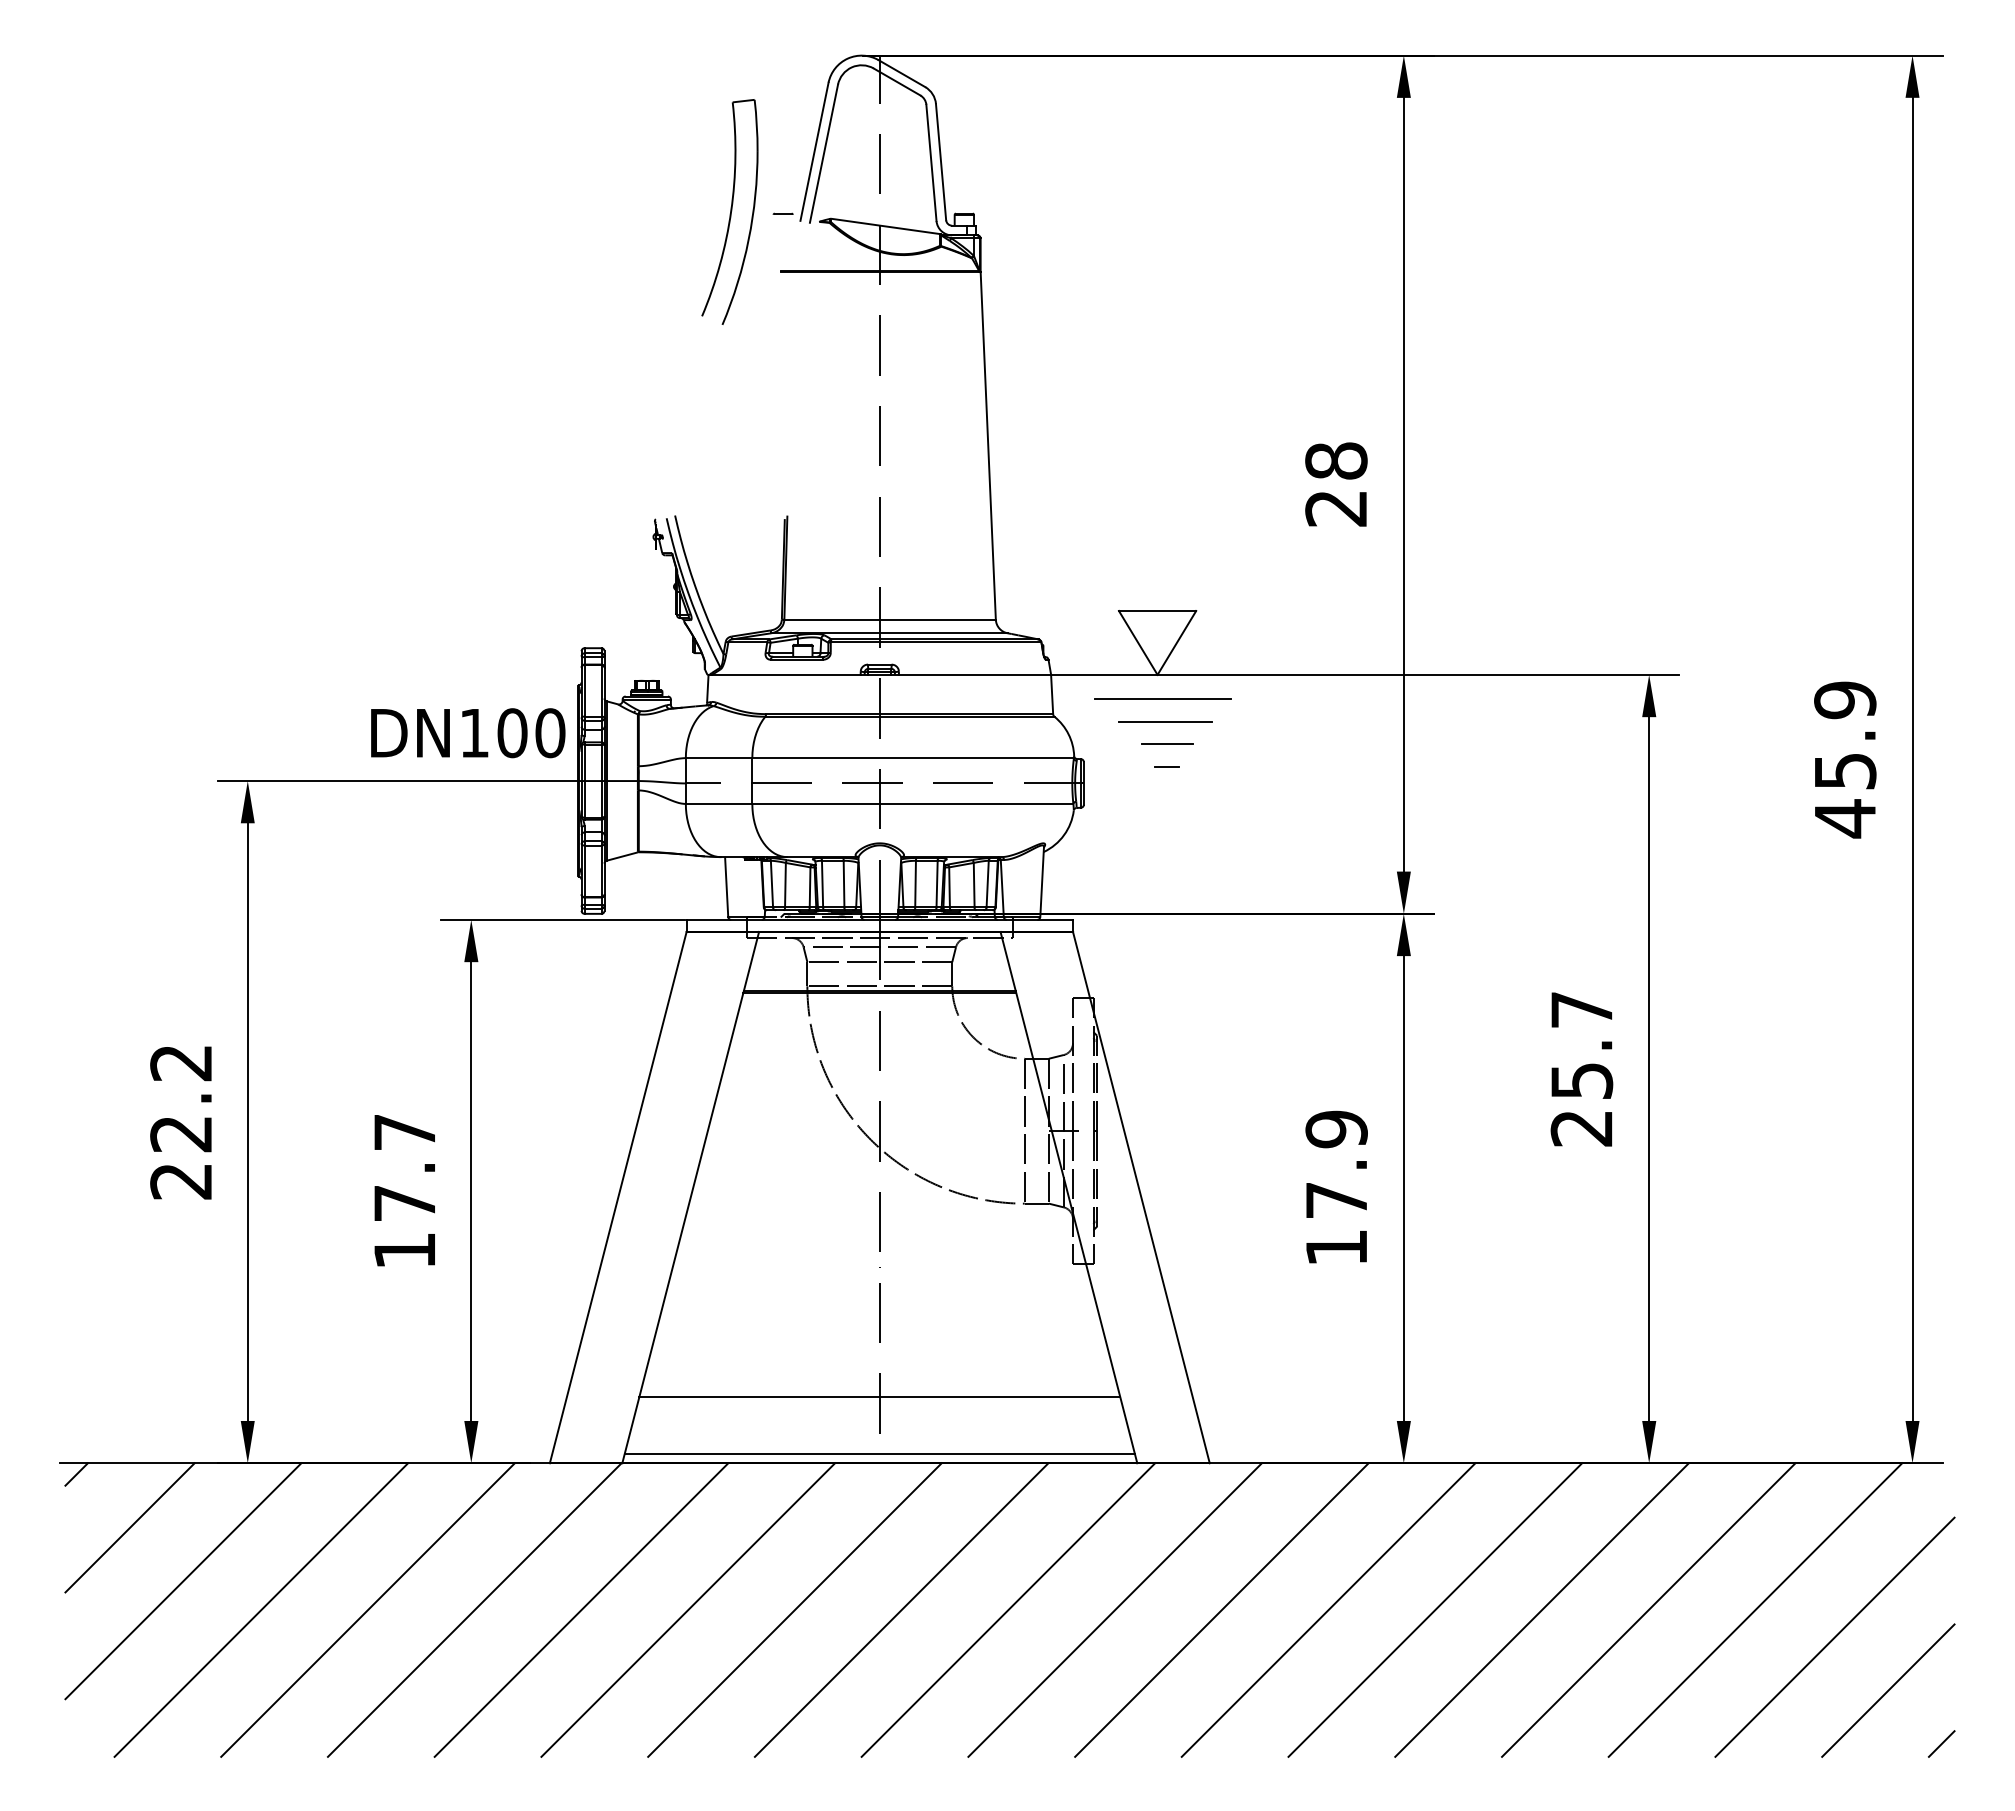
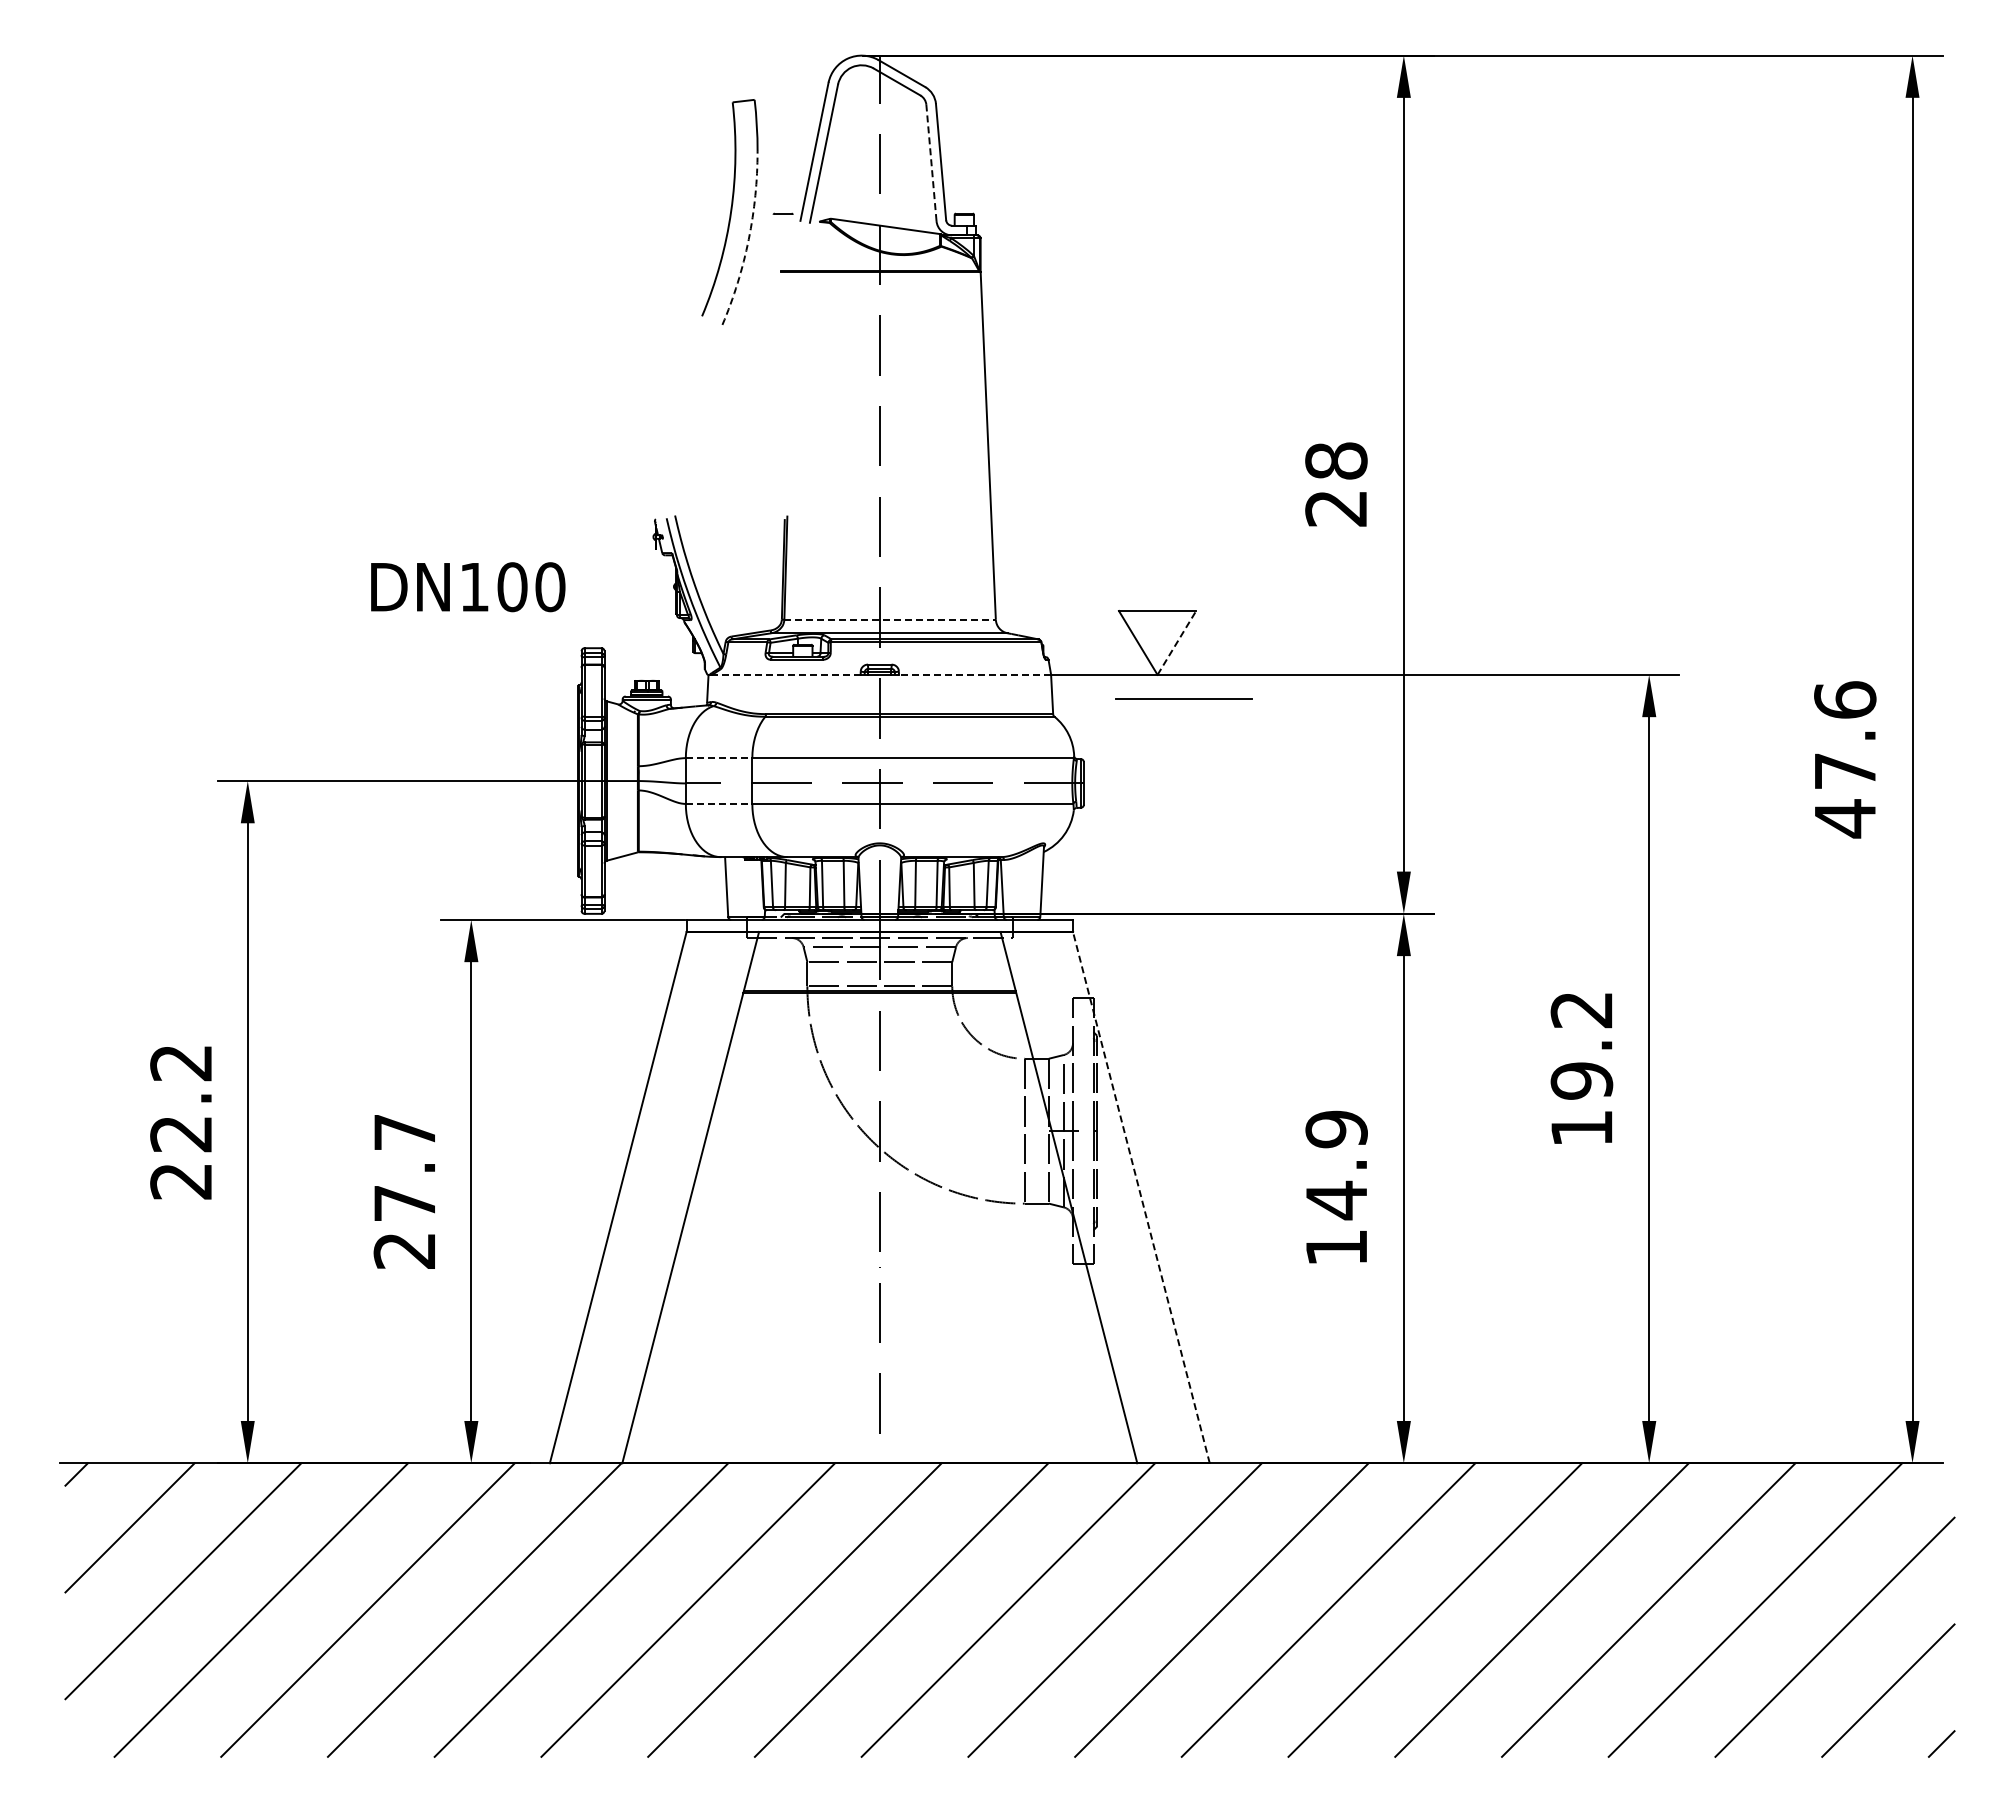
line: solid -> dashed (931, 162)
arc: solid -> dashed (748, 239)
line: solid -> dashed (890, 619)
line: solid -> dashed (1177, 642)
line: solid -> dashed (785, 674)
line: solid -> dashed (974, 674)
line position: (1162, 698) -> (1183, 698) (1183, 698)
line: present -> none (1165, 721)
text position: (468, 733) -> (468, 587) (468, 587)
text: 45.9 -> 47.6 (1845, 735)
line: present -> none (1167, 743)
line: solid -> dashed (719, 758)
line: present -> none (1167, 766)
line: solid -> dashed (719, 803)
text: 25.7 -> 19.2 (1581, 1069)
line: solid -> dashed (1141, 1197)
text: 17.9 -> 14.9 (1336, 1200)
text: 17.7 -> 27.7 (403, 1251)
line: present -> none (879, 1397)
line: present -> none (879, 1453)
